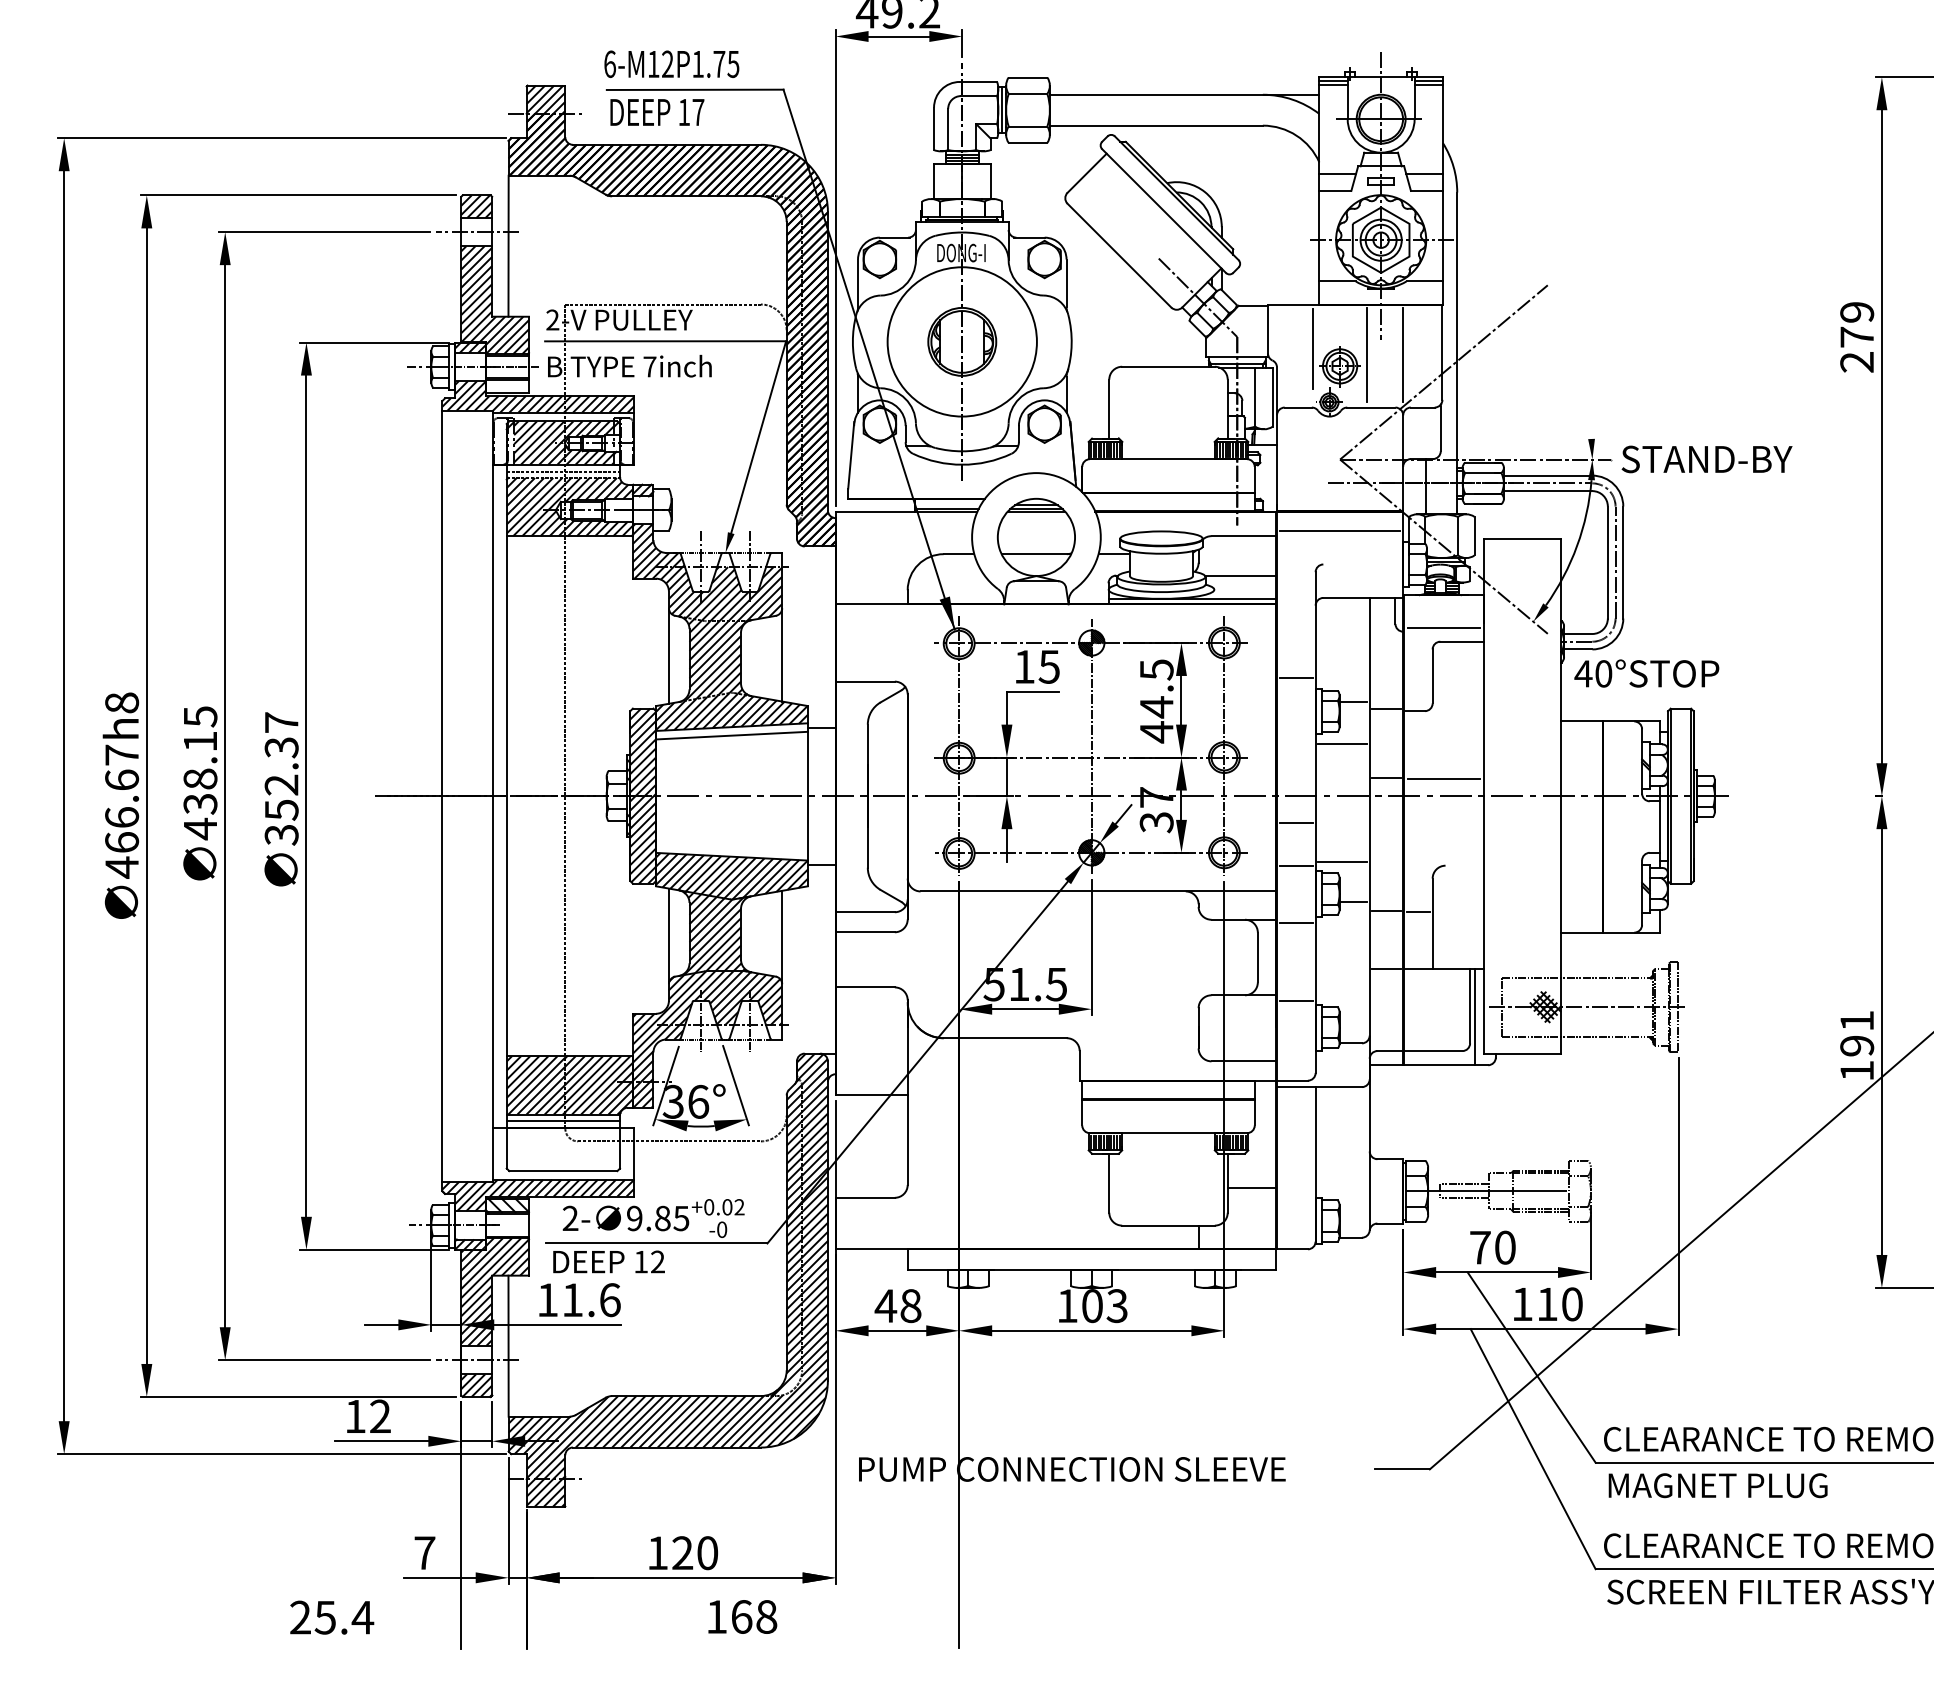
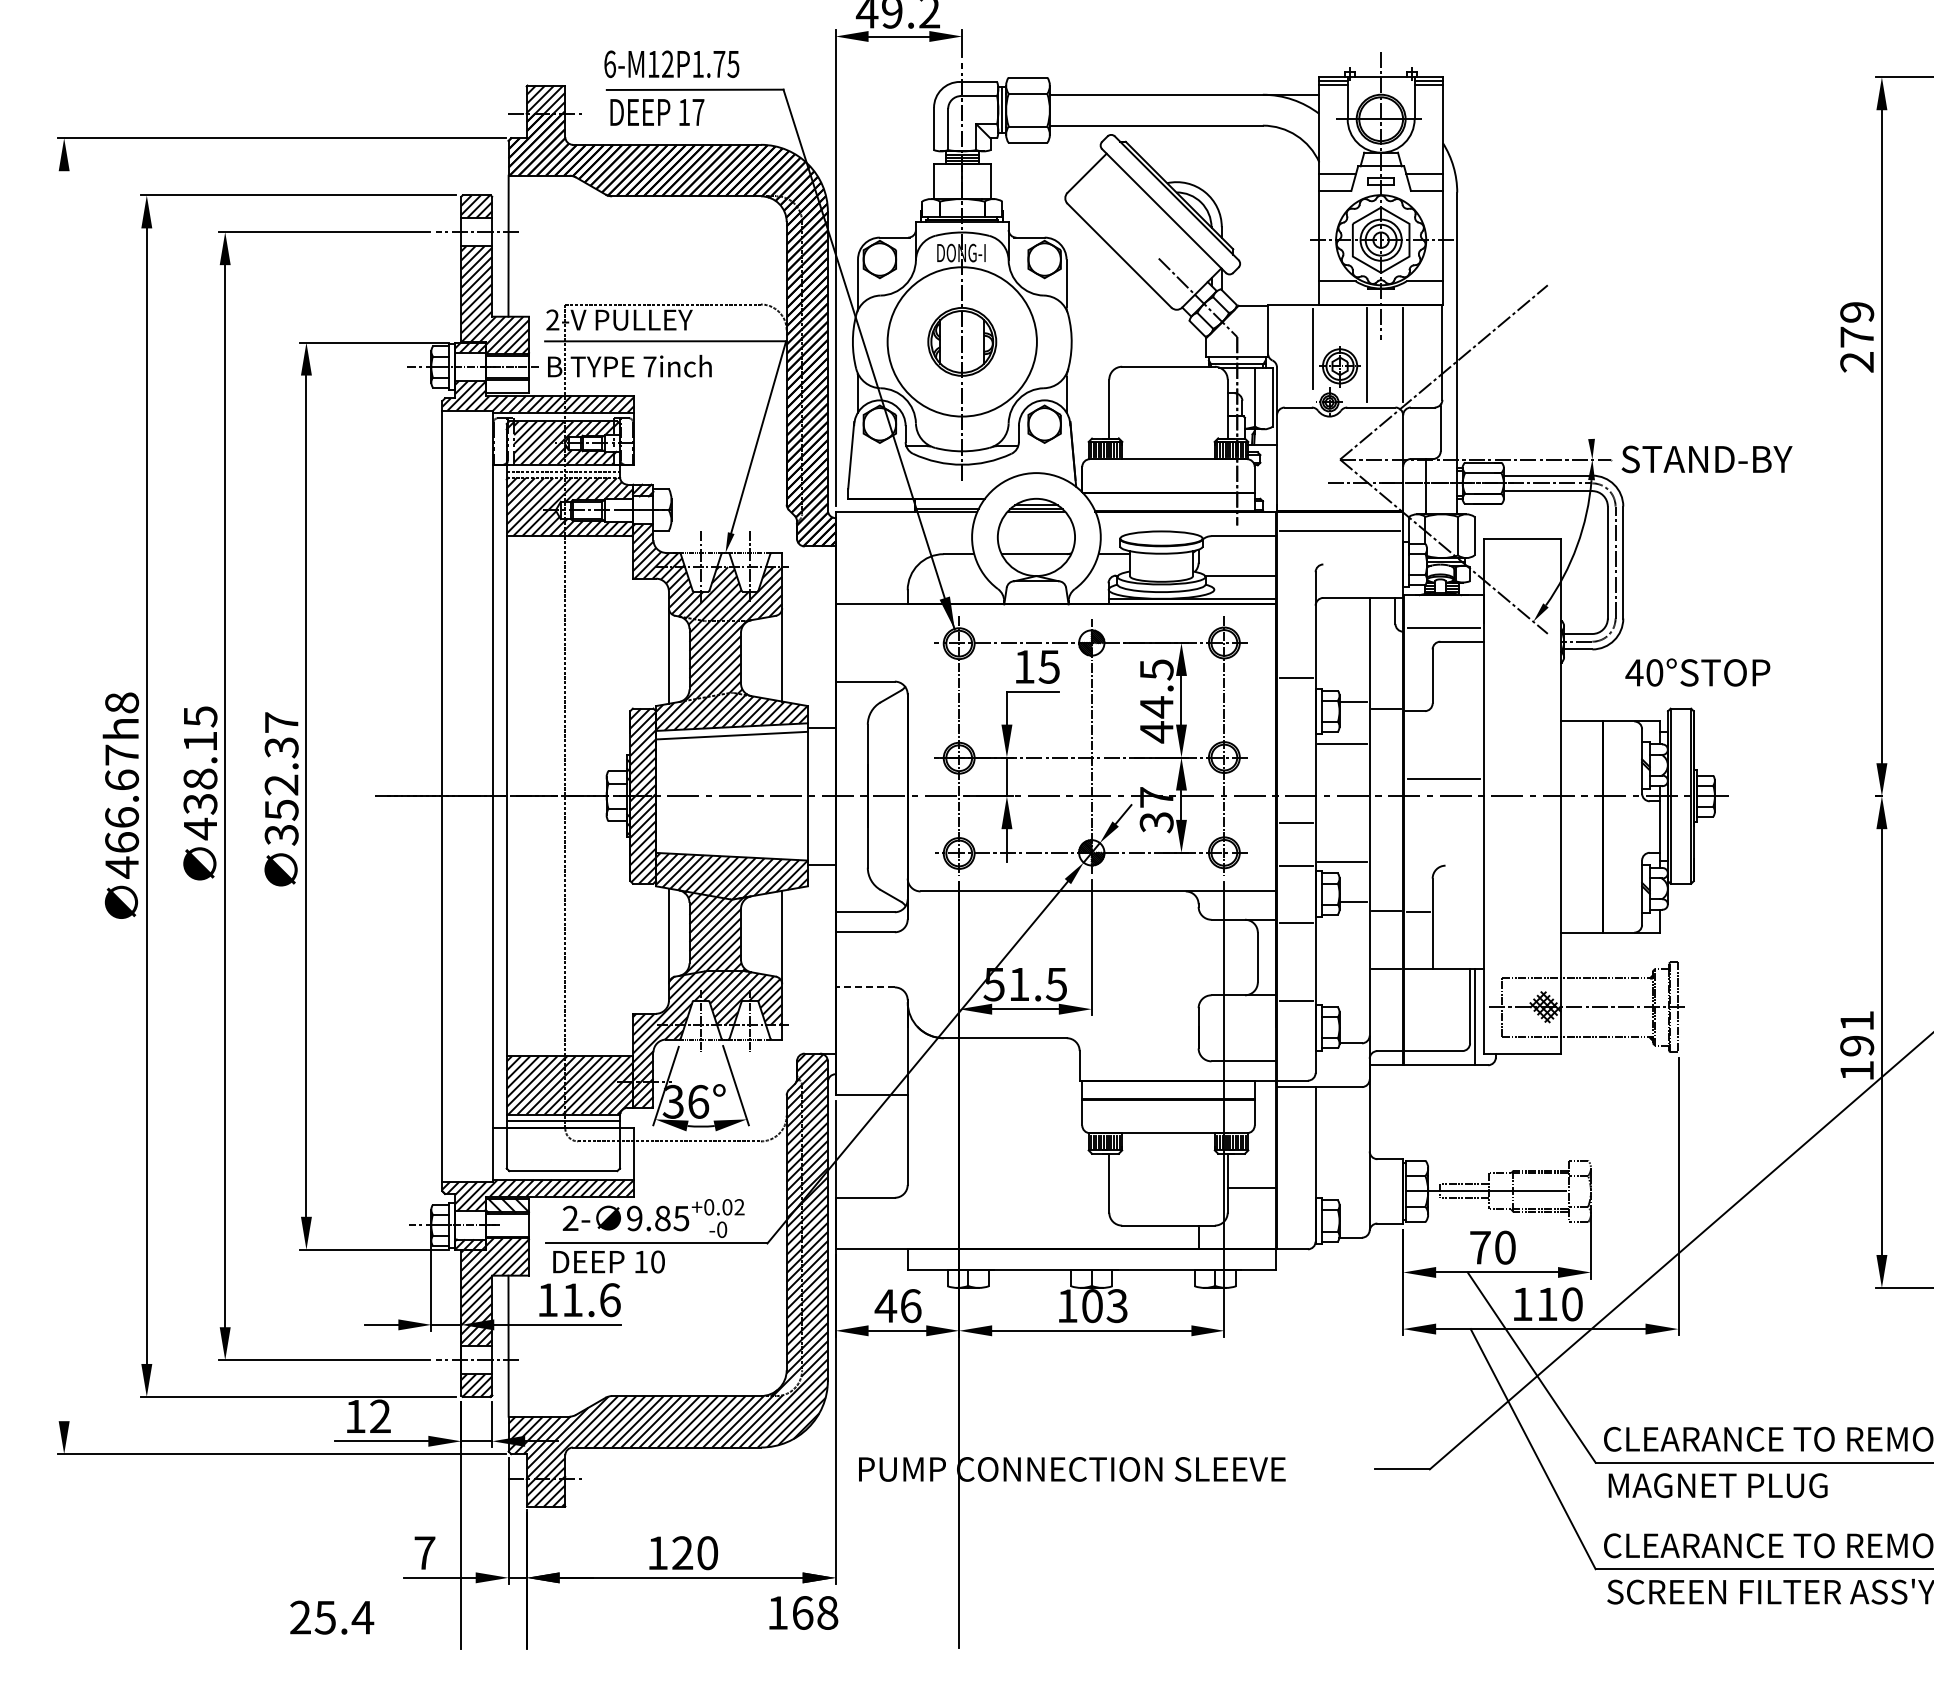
text position: (1646, 673) -> (1697, 672) (1697, 672)
line: present -> none (1386, 778)
line: present -> none (64, 796)
line: solid -> dashed (865, 987)
text: 12 -> 10 (657, 1261)
text: 48 -> 46 (910, 1305)
text position: (742, 1616) -> (803, 1612) (803, 1612)
